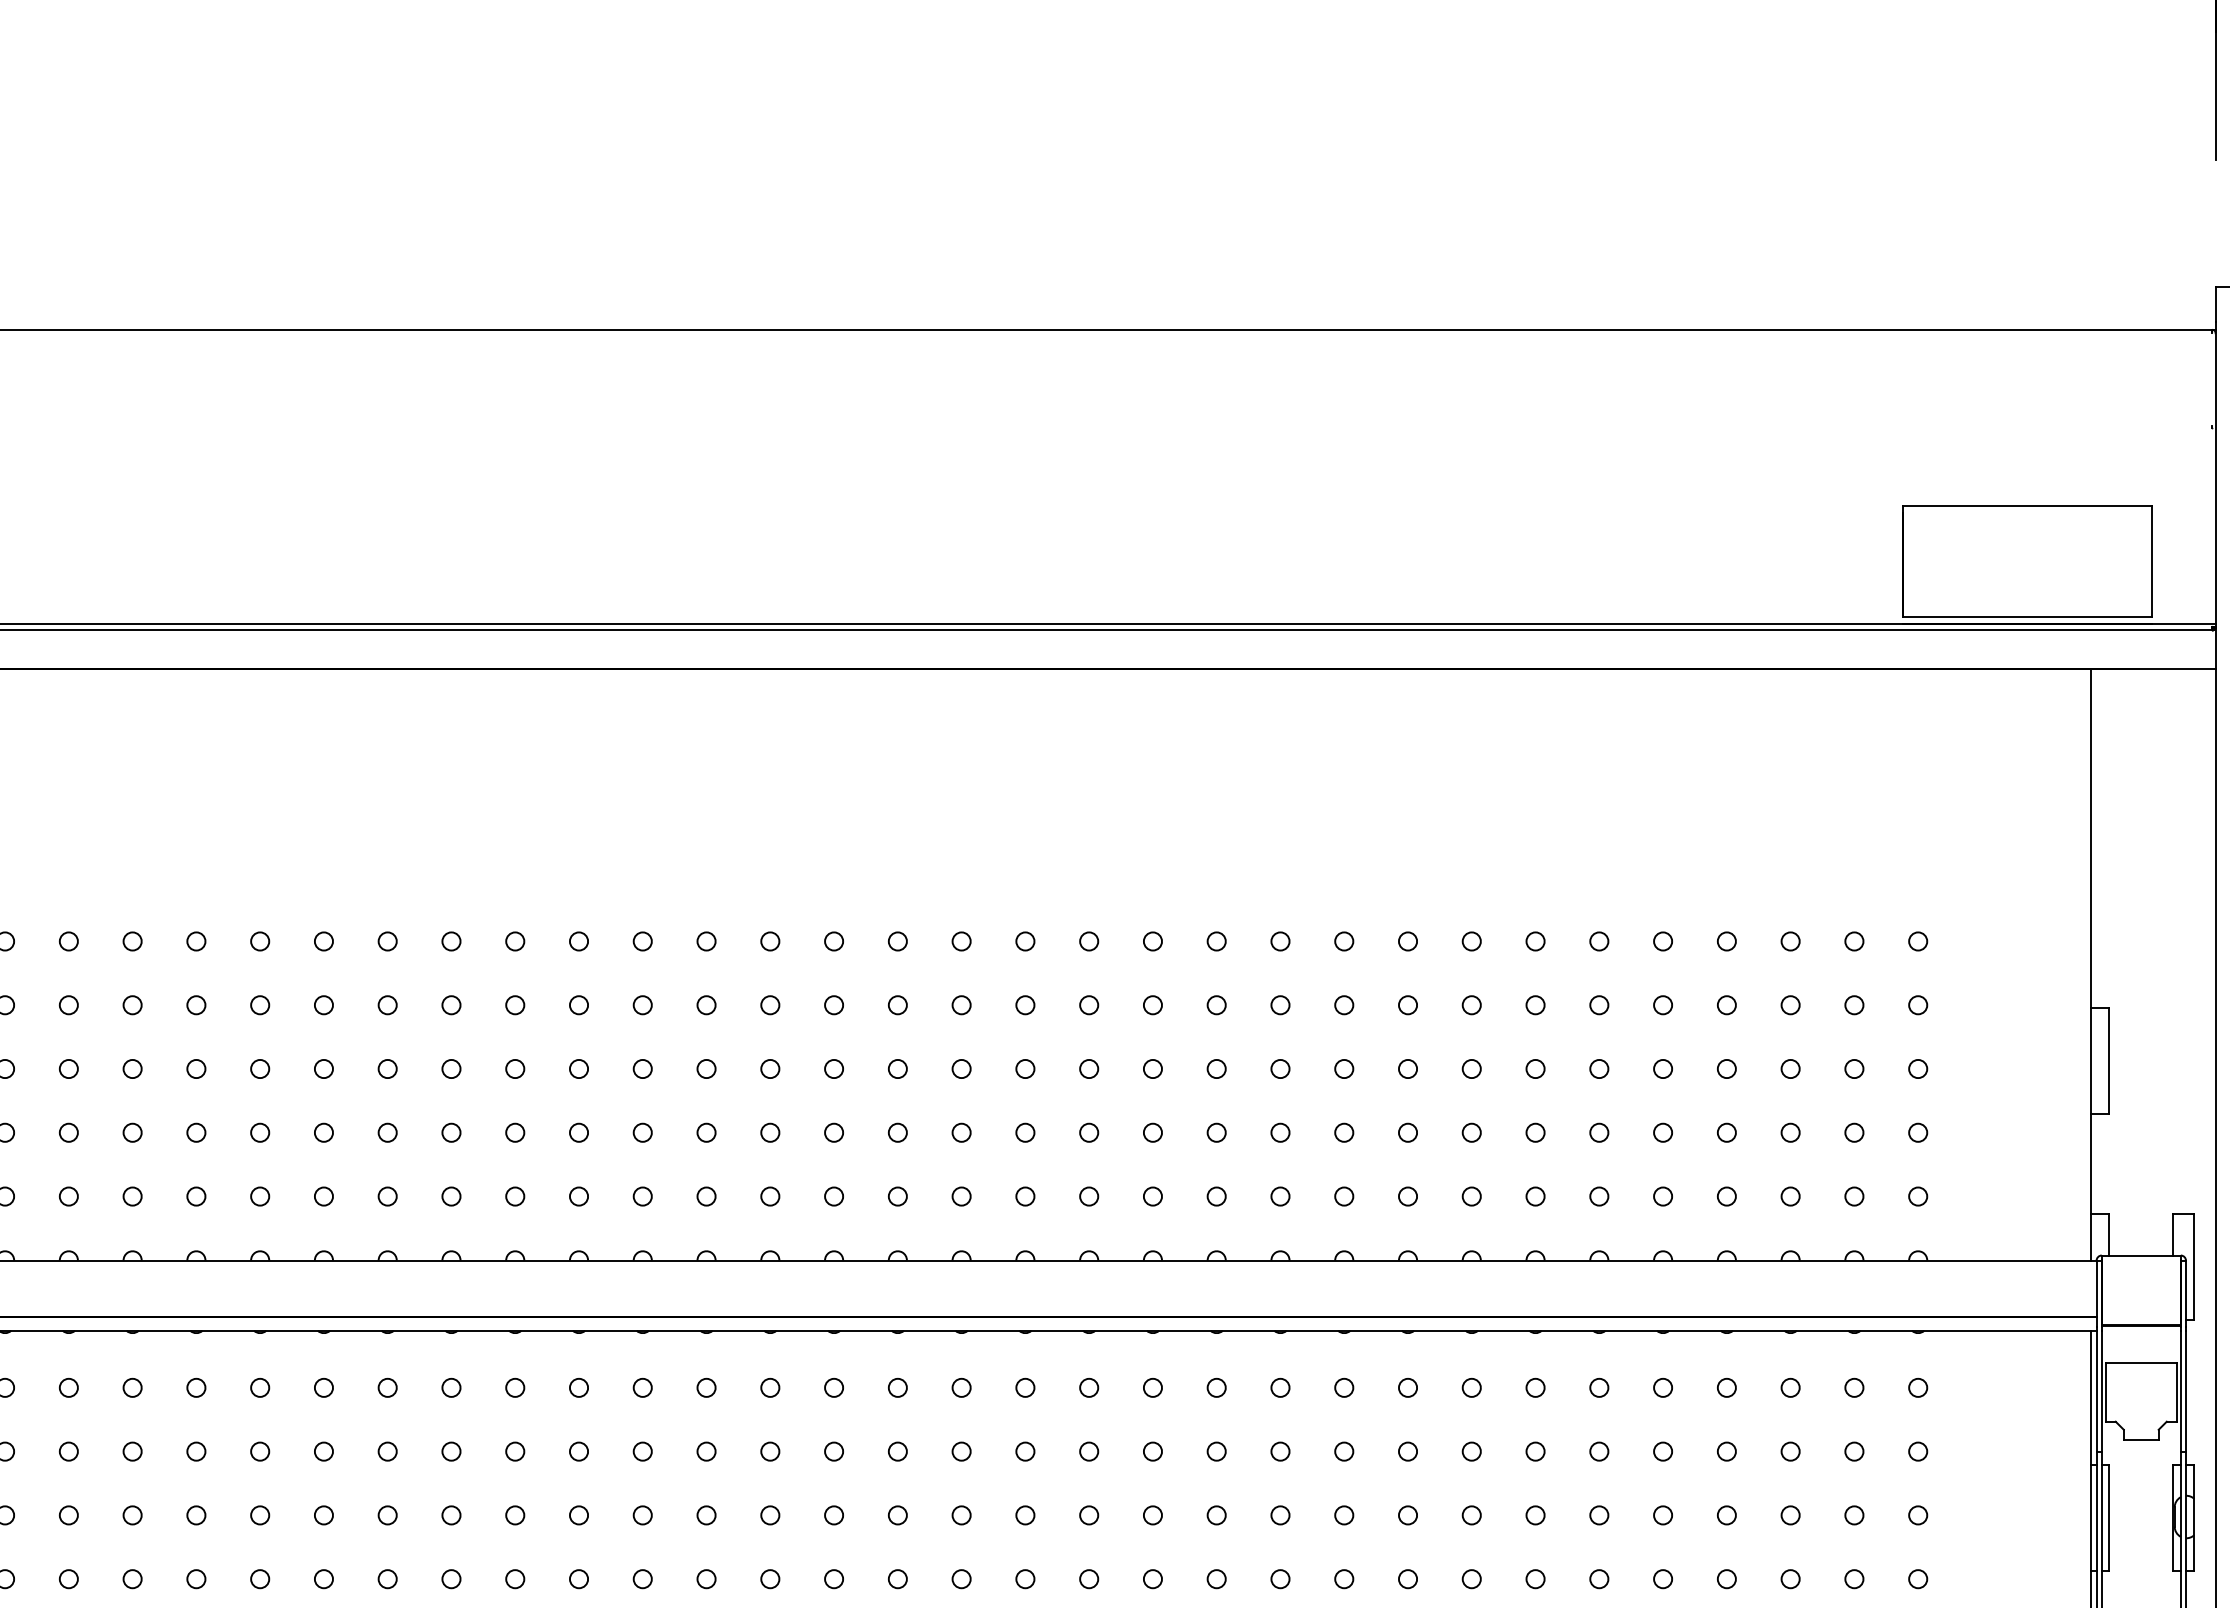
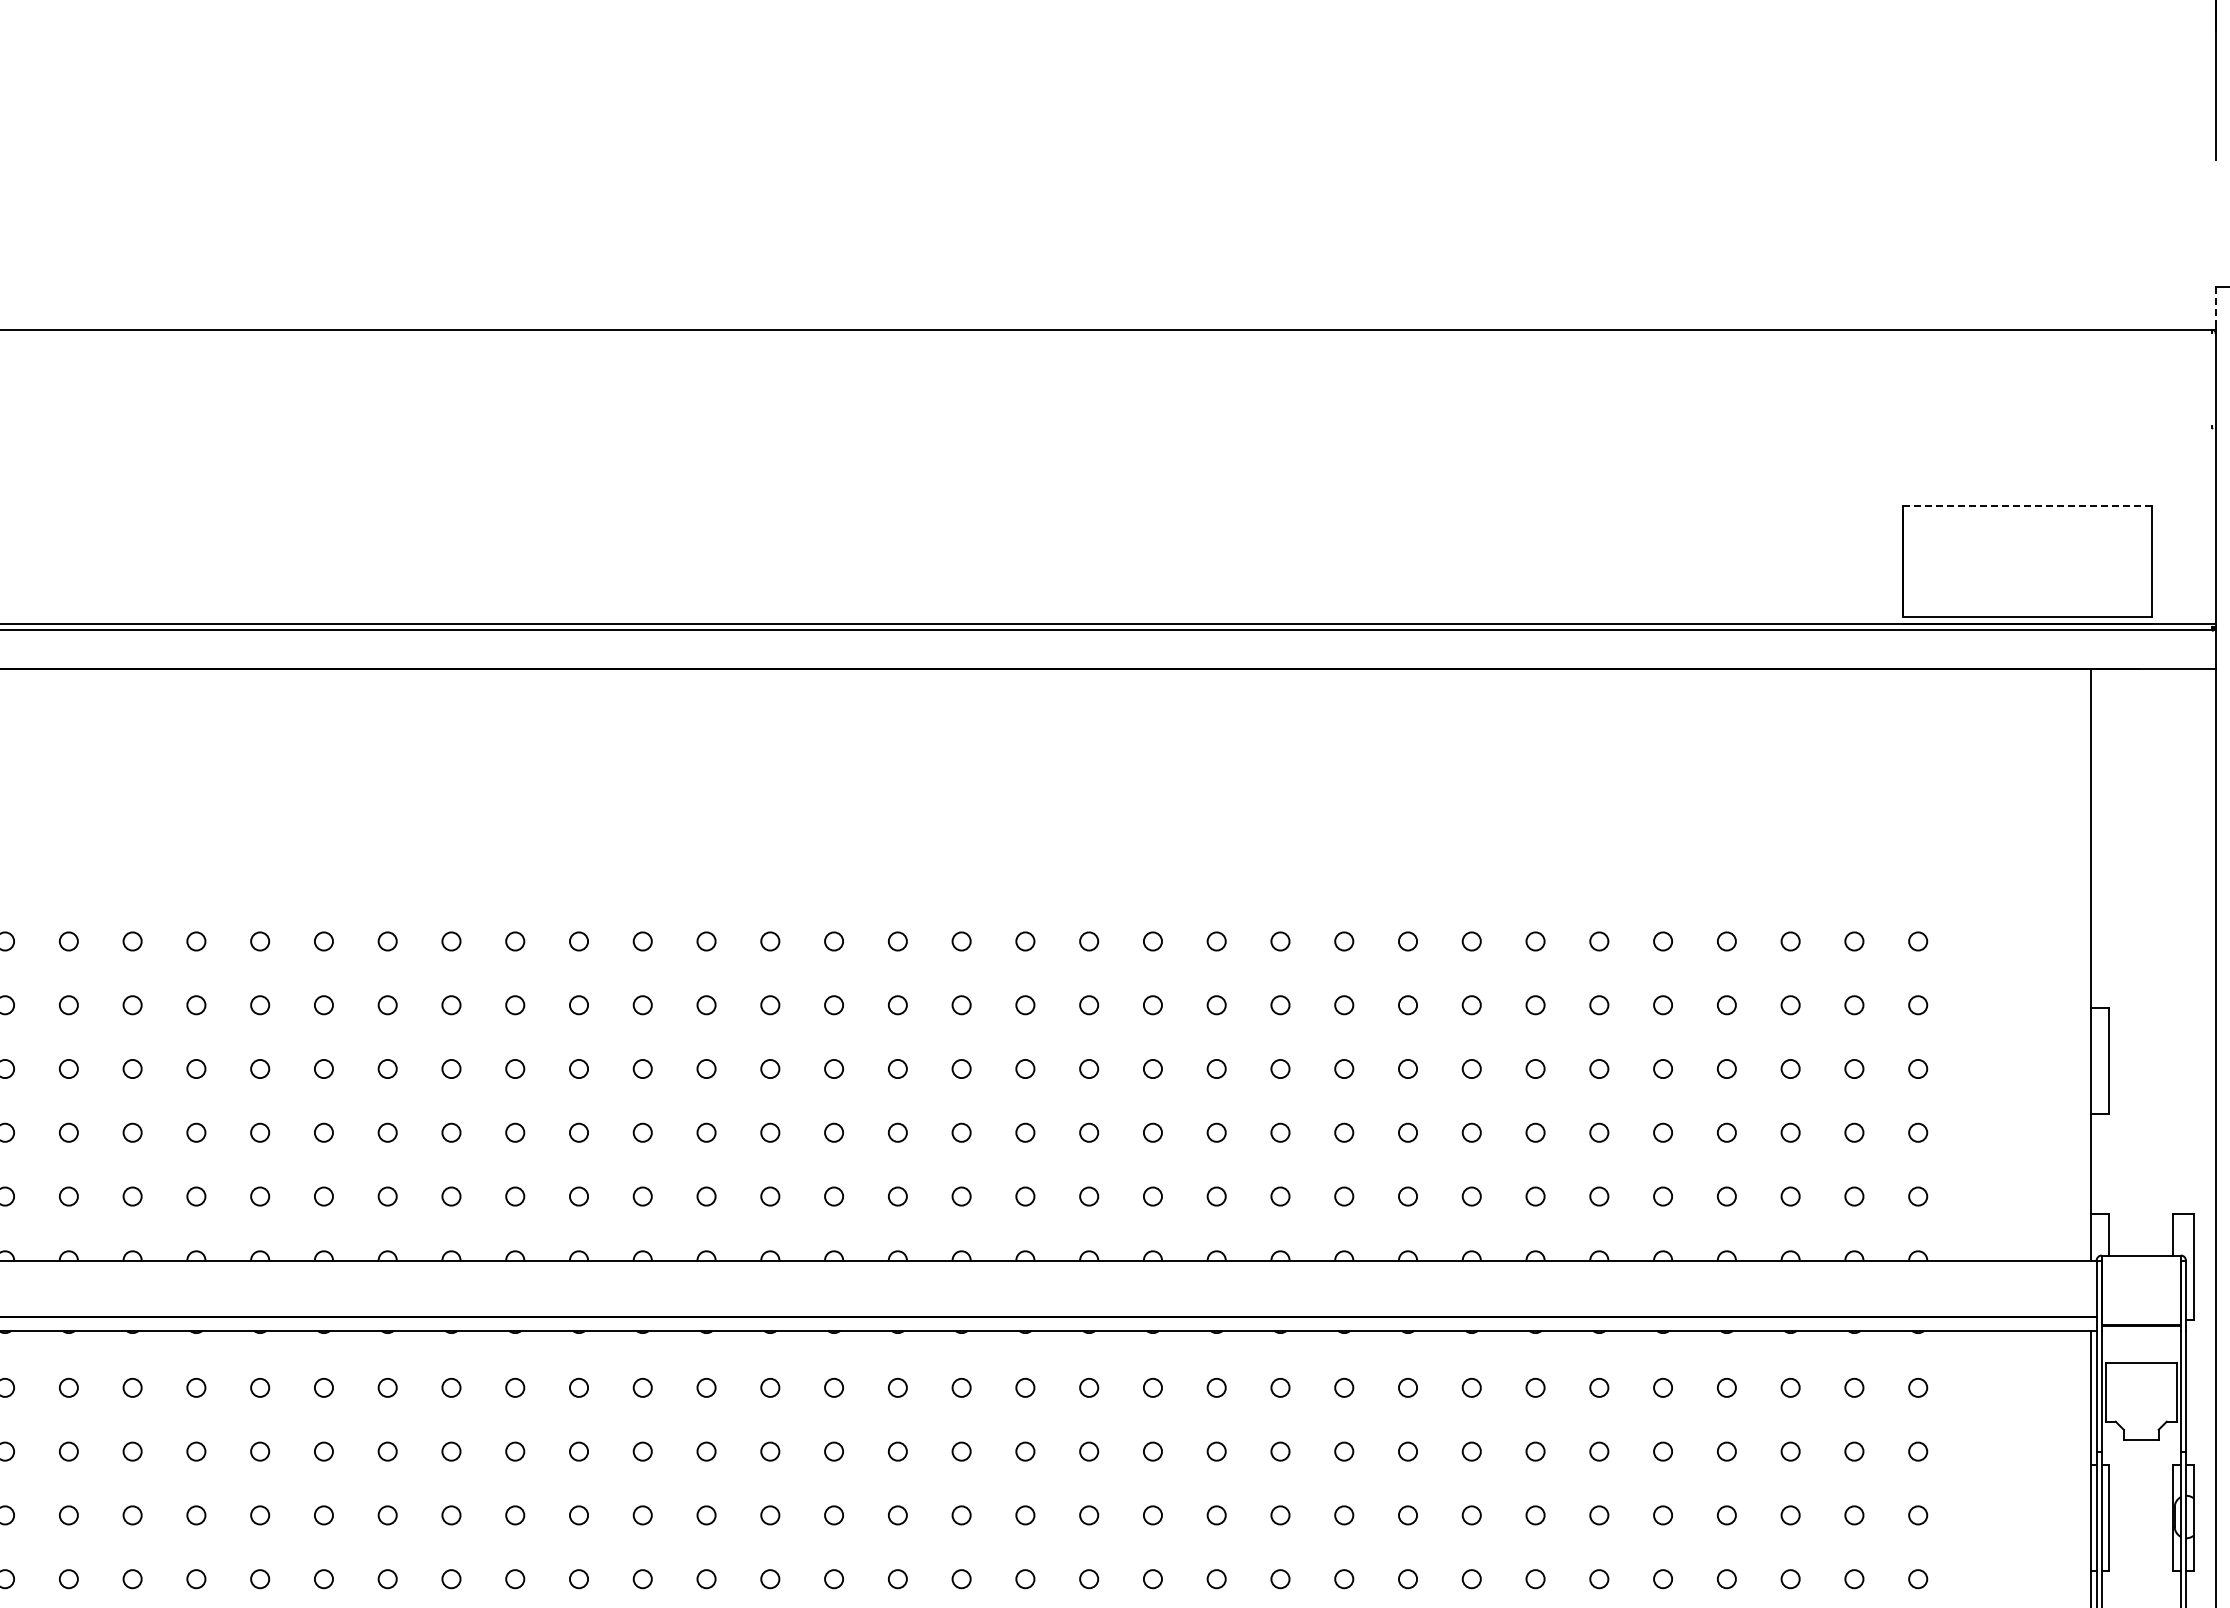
line: solid -> dashed (2215, 305)
line: solid -> dashed (2028, 506)
